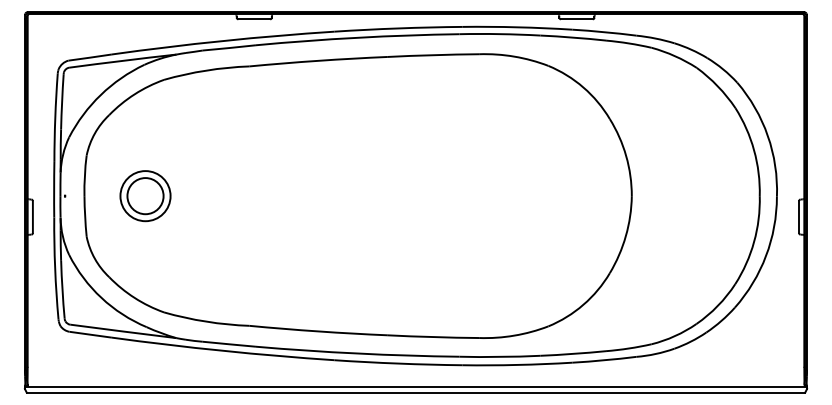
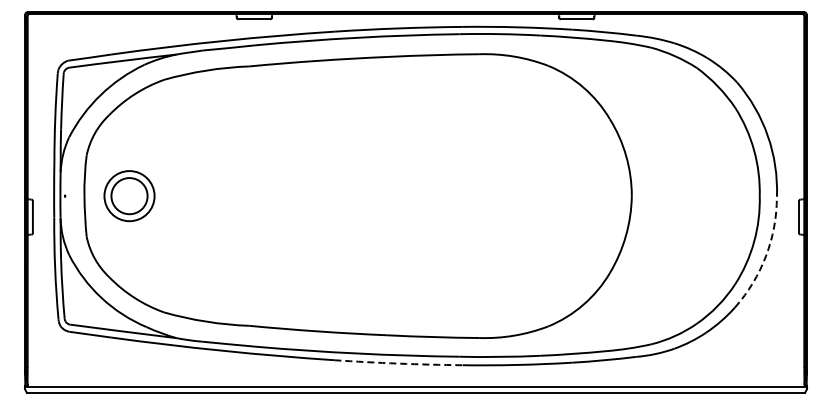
part position: (145, 196) -> (129, 196) (129, 196)
arc: solid -> dashed (766, 256)
arc: solid -> dashed (398, 363)
